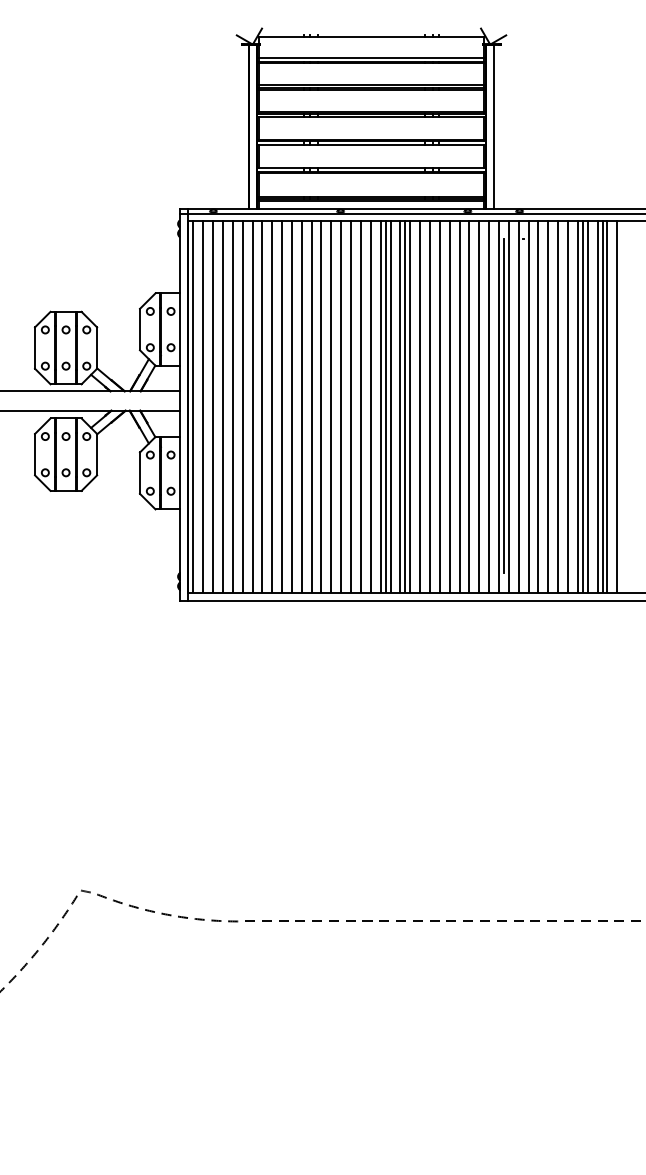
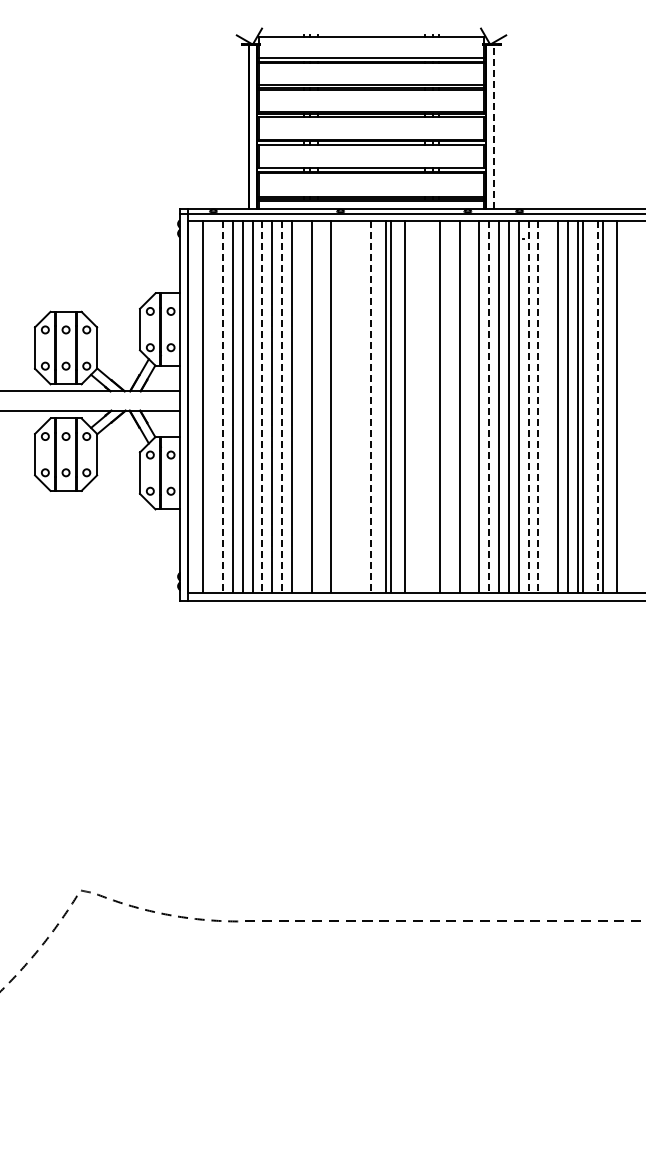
line: solid -> dashed (493, 126)
line: present -> none (503, 405)
line: present -> none (193, 406)
line: present -> none (213, 406)
line: solid -> dashed (222, 406)
line: solid -> dashed (262, 406)
line: solid -> dashed (282, 406)
line: present -> none (301, 406)
line: present -> none (321, 406)
line: present -> none (341, 406)
line: present -> none (351, 406)
line: present -> none (360, 406)
line: solid -> dashed (370, 406)
line: present -> none (380, 406)
line: present -> none (400, 406)
line: present -> none (410, 406)
line: present -> none (420, 406)
line: present -> none (430, 406)
line: present -> none (449, 406)
line: present -> none (469, 406)
line: solid -> dashed (489, 406)
line: solid -> dashed (528, 406)
line: solid -> dashed (538, 406)
line: present -> none (548, 406)
line: present -> none (587, 406)
line: solid -> dashed (597, 406)
line: present -> none (607, 406)
